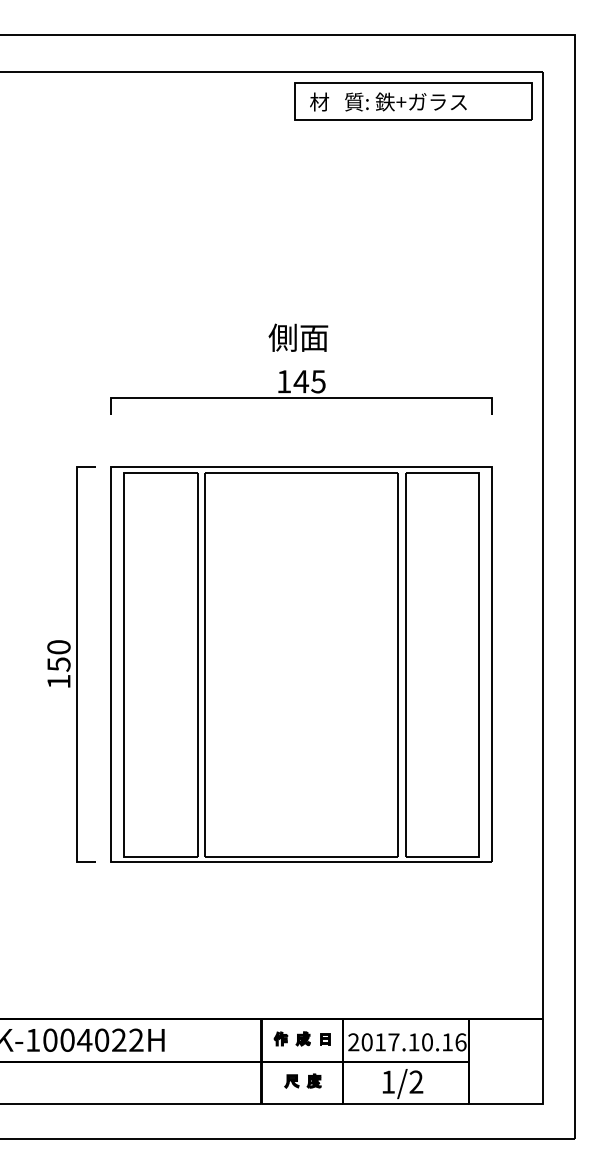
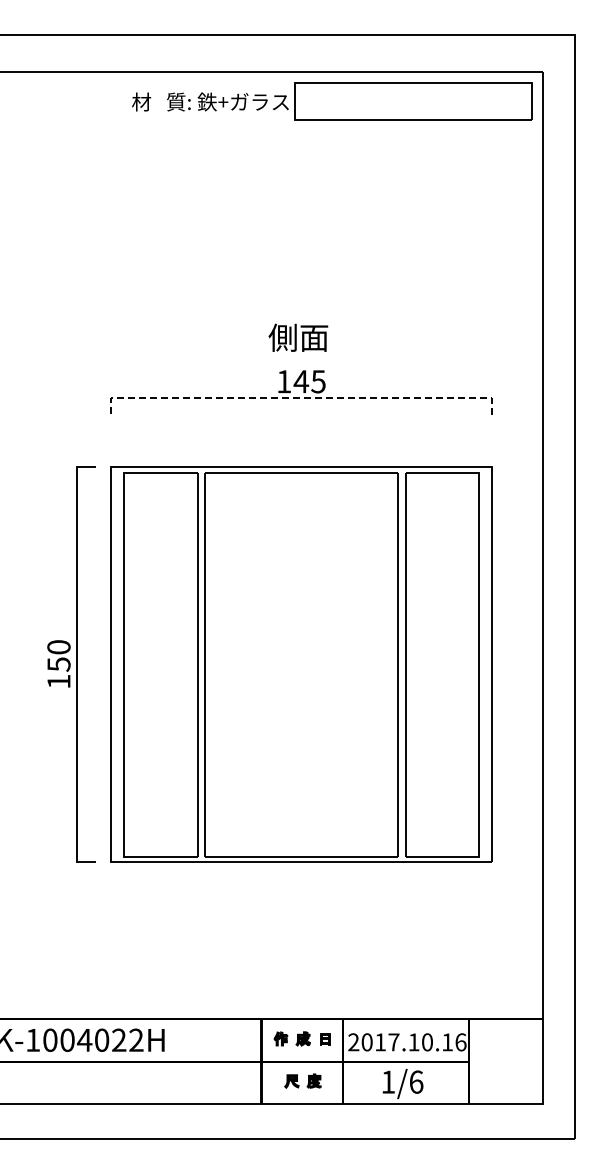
text position: (388, 101) -> (210, 101) (210, 101)
line: solid -> dashed (301, 398)
text: 1/2 -> 1/6 (416, 1081)
